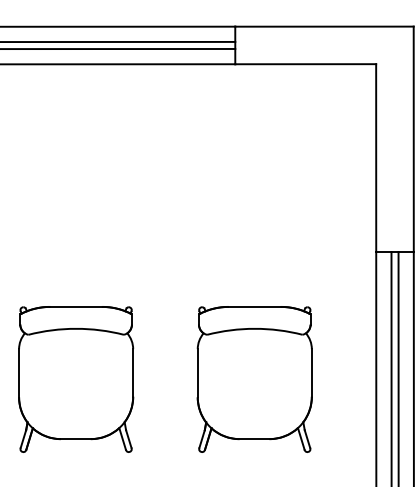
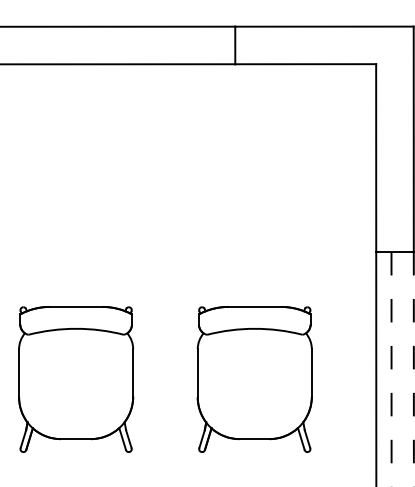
line: present -> none (118, 41)
line: present -> none (118, 48)
line: present -> none (398, 367)
line: solid -> dashed (391, 369)
line: solid -> dashed (413, 369)
